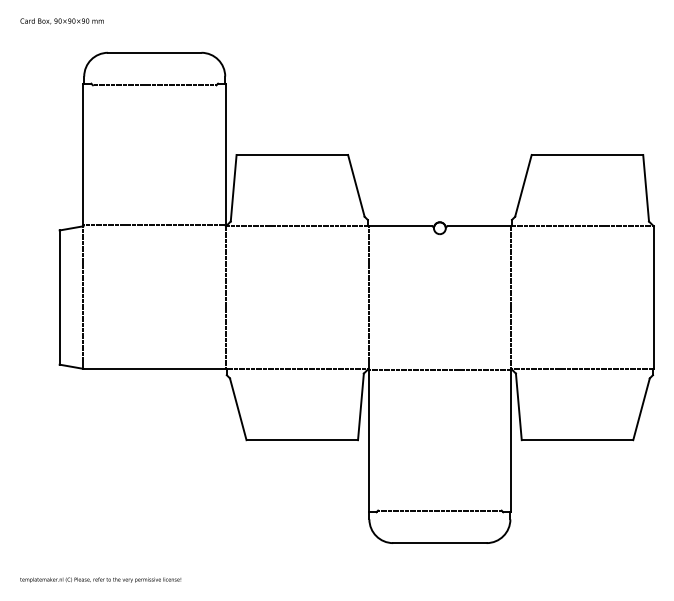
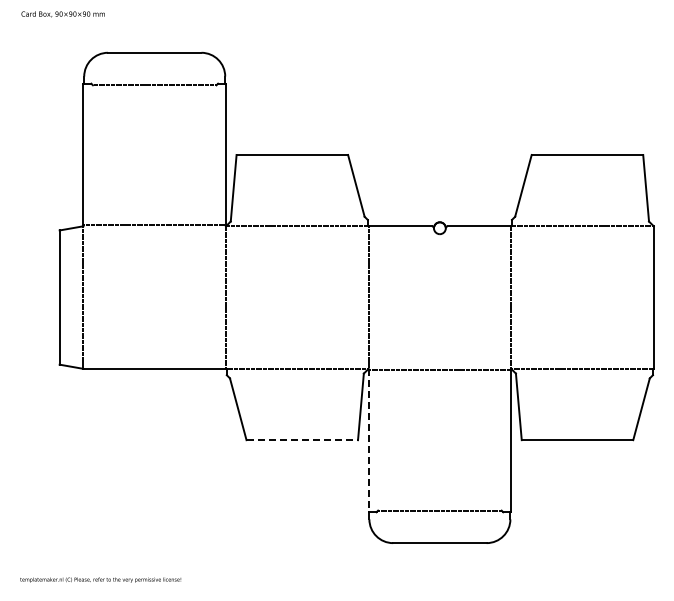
text position: (61, 21) -> (62, 14) (62, 14)
line: solid -> dashed (302, 440)
line: solid -> dashed (368, 440)
